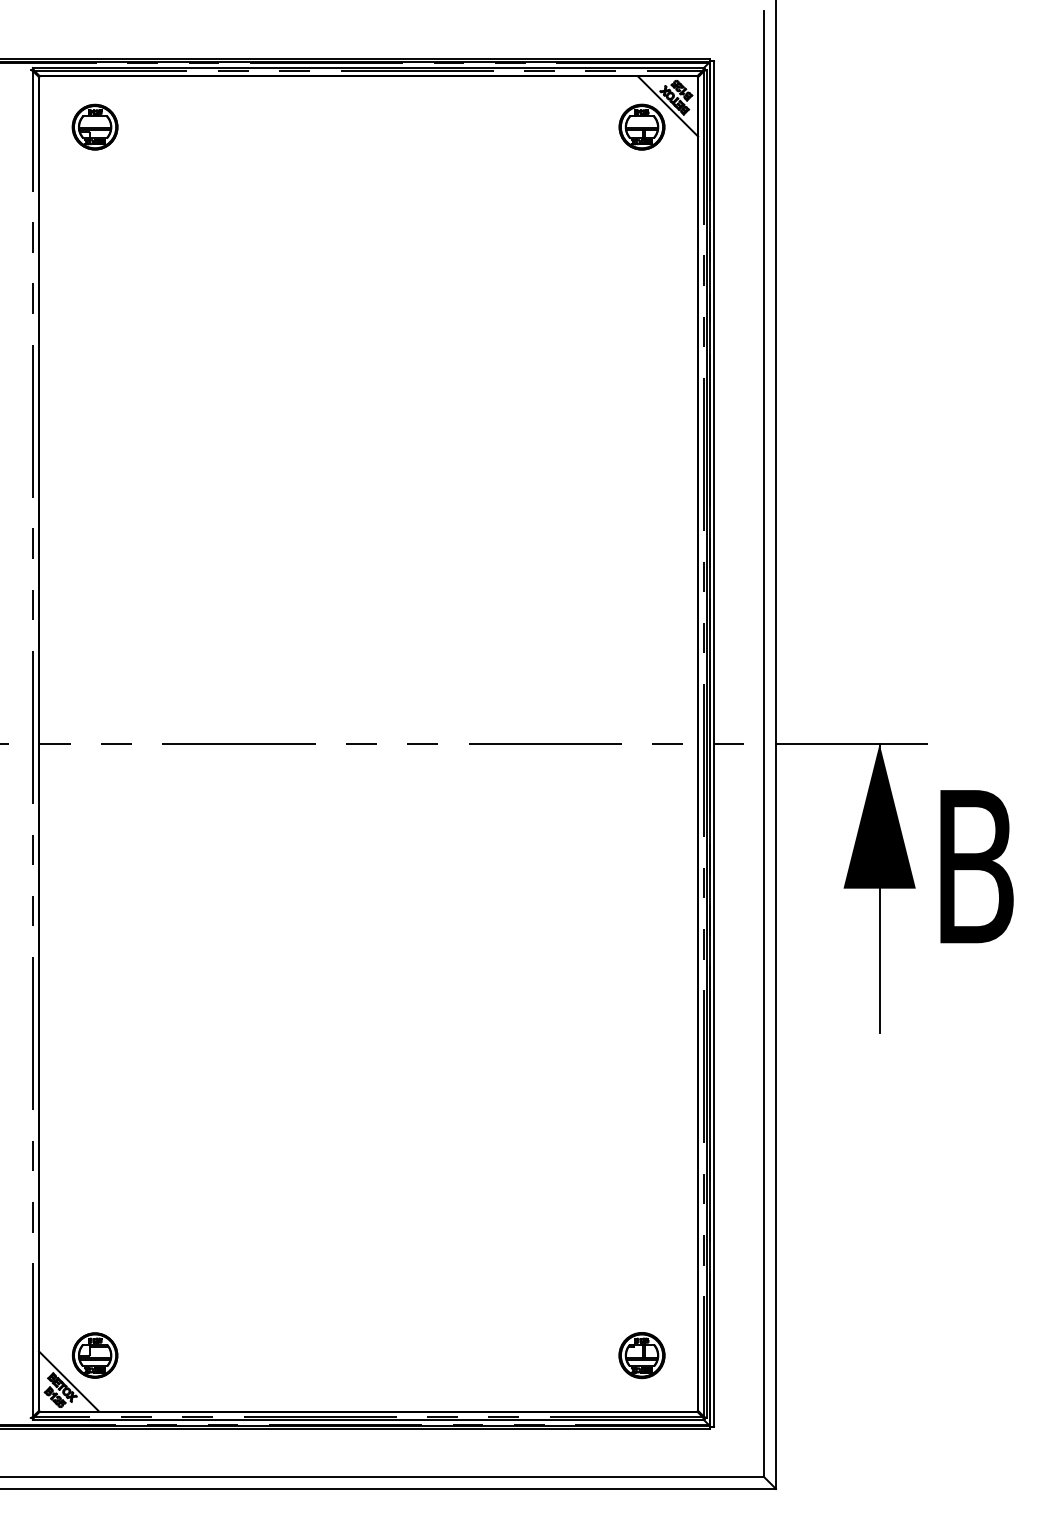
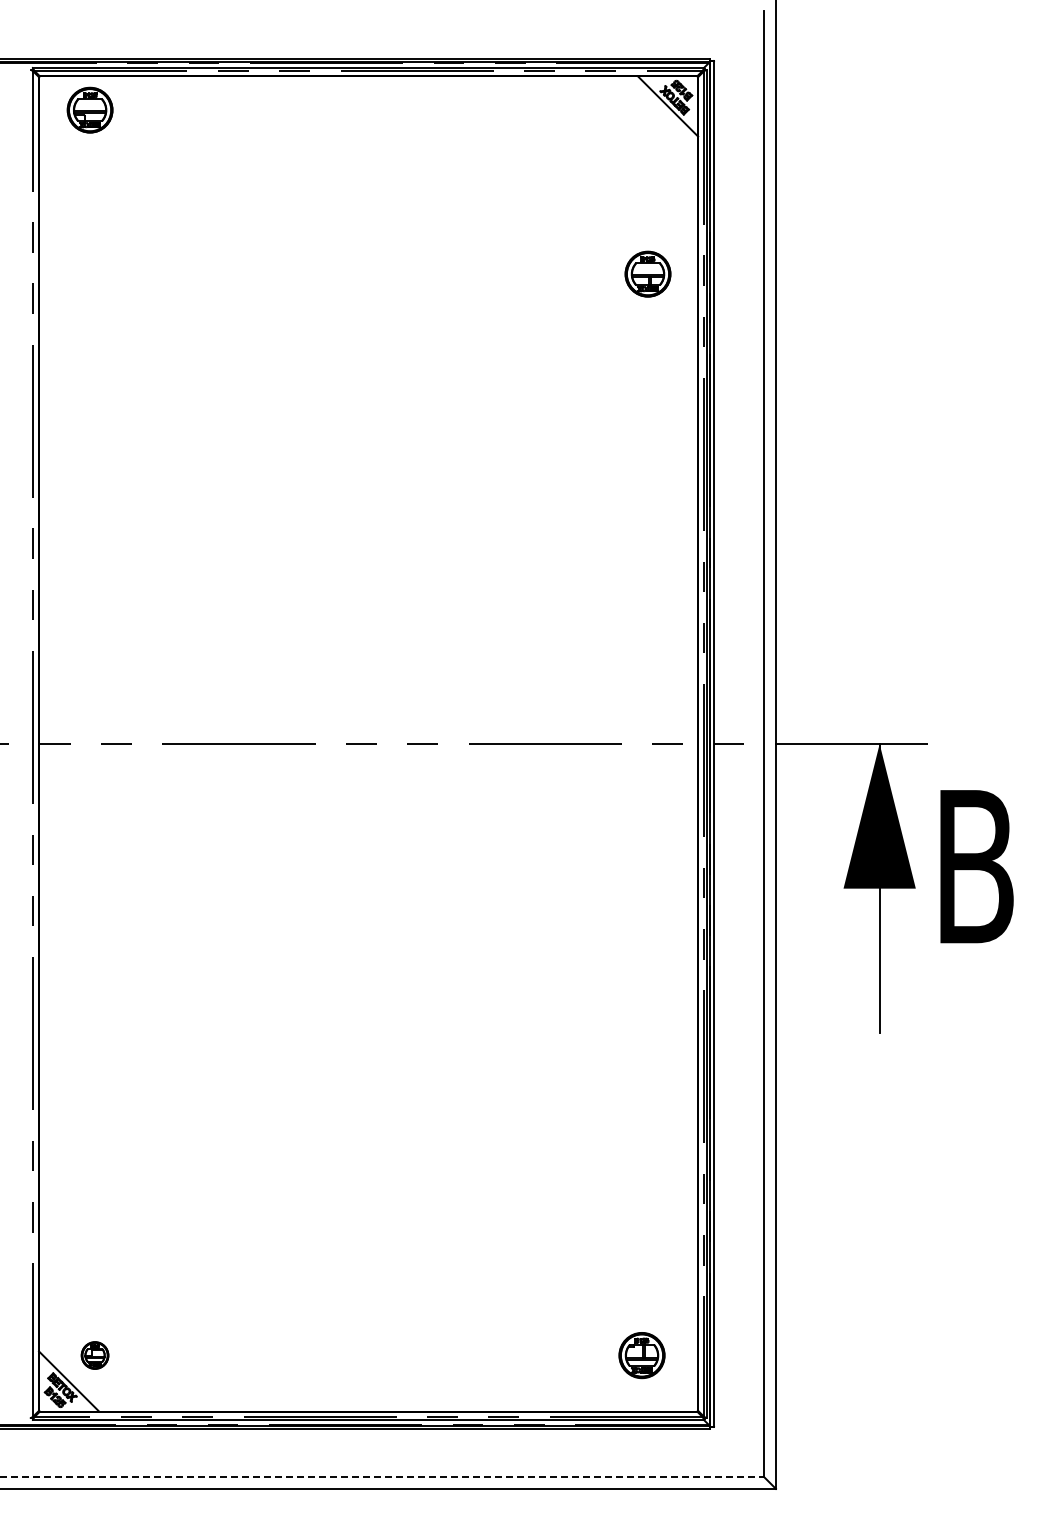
part position: (94, 126) -> (89, 109) (89, 109)
part position: (641, 126) -> (647, 273) (647, 273)
part size: 48x47 px -> 30x29 px (94, 1355)
line: solid -> dashed (382, 1476)
